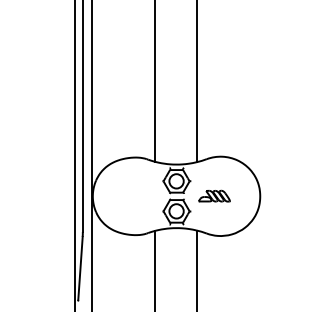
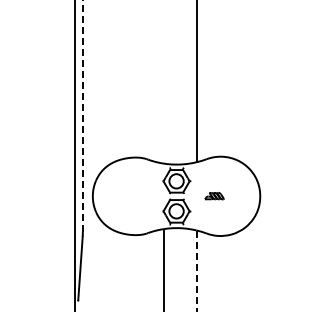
line: present -> none (155, 81)
line: solid -> dashed (82, 116)
line: present -> none (92, 155)
part size: 33x14 px -> 21x9 px (214, 196)
line position: (155, 269) -> (164, 269) (164, 269)
line: solid -> dashed (197, 271)
